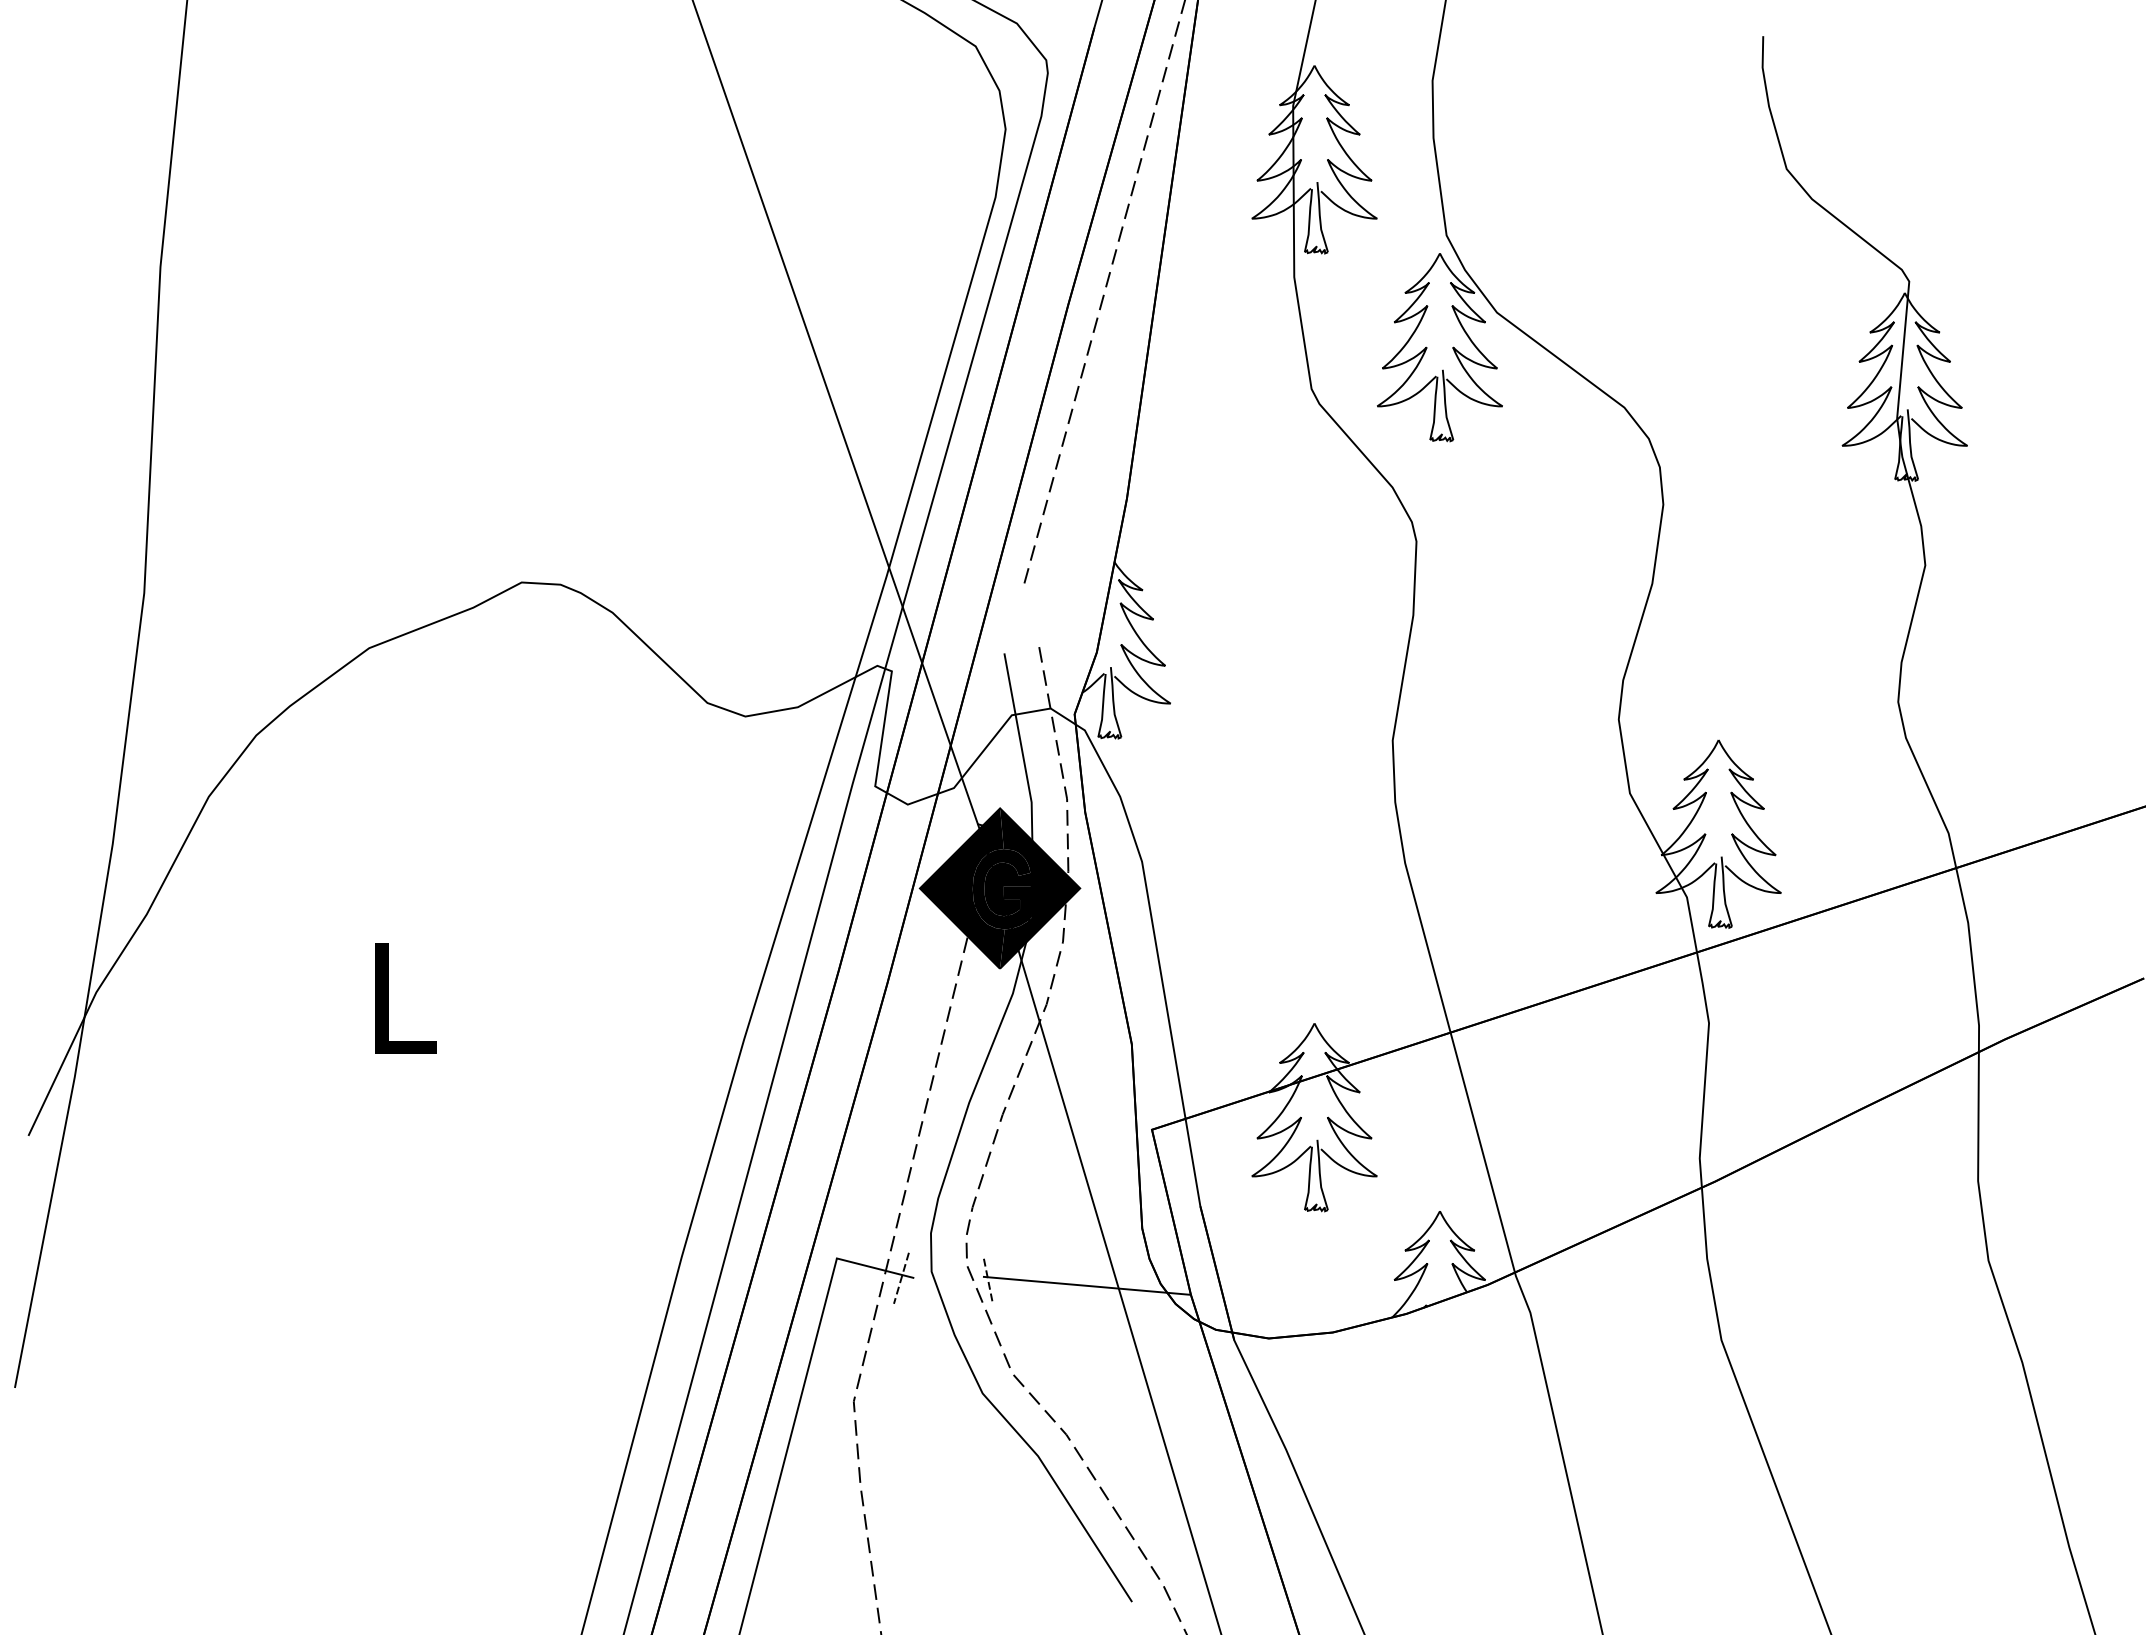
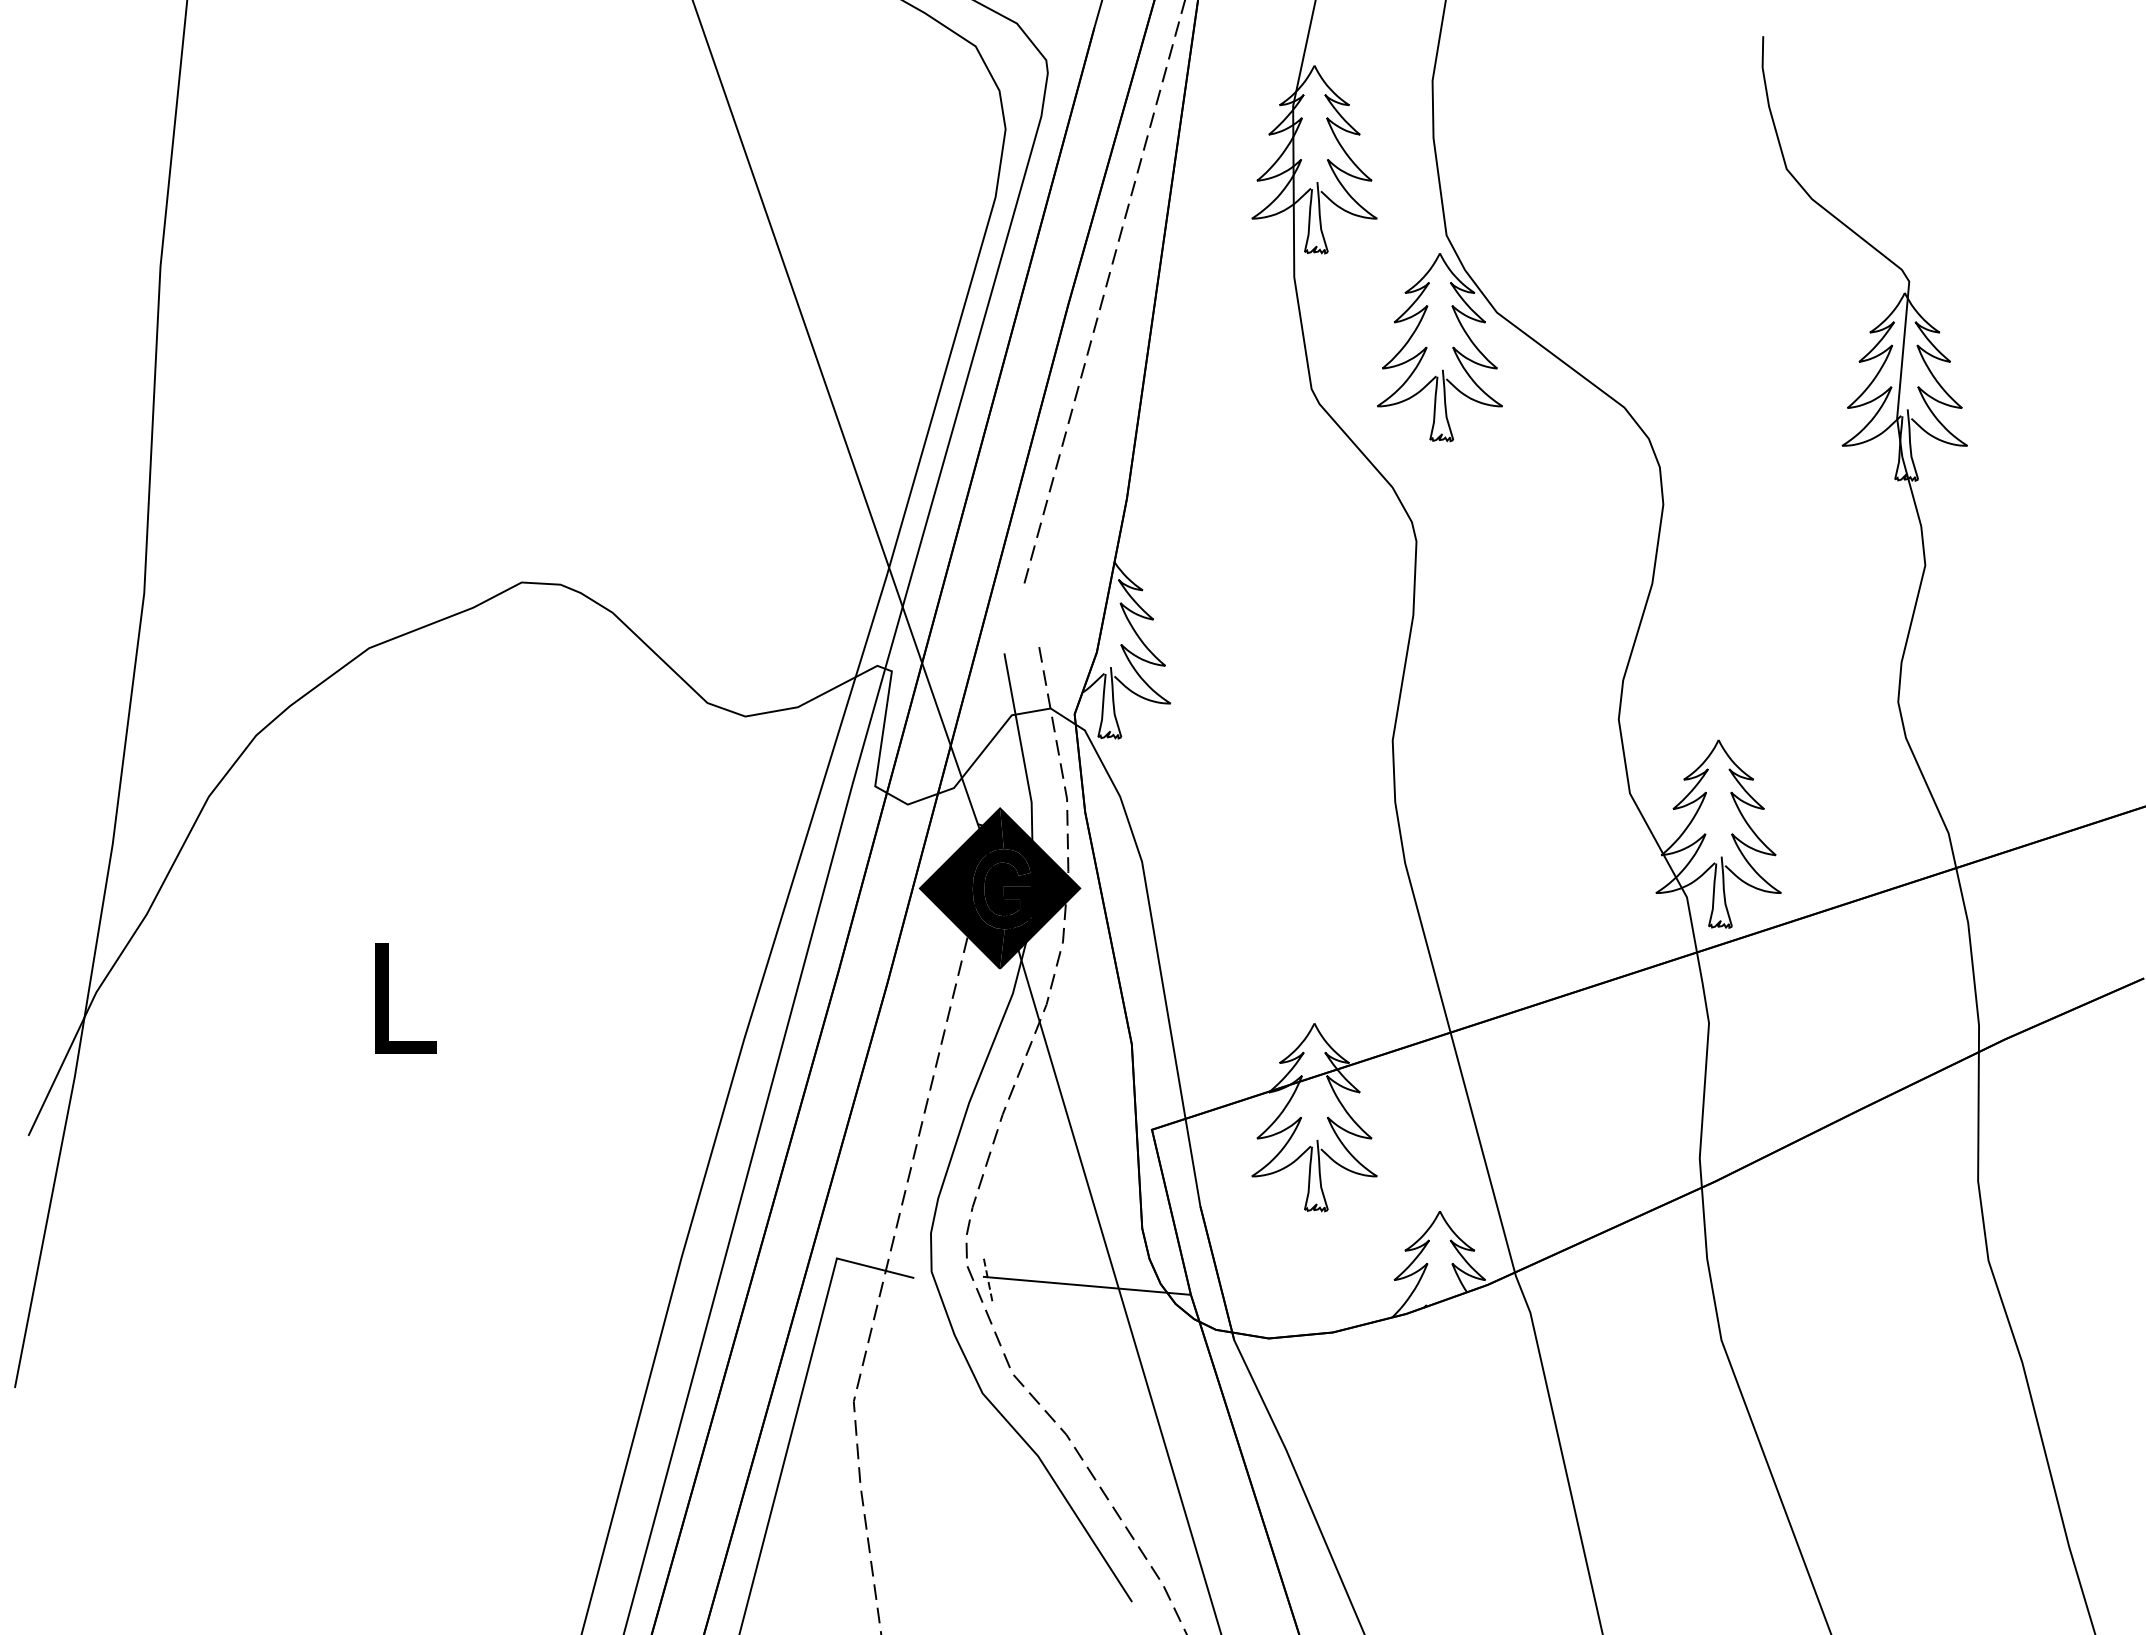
line: present -> none (900, 1277)
